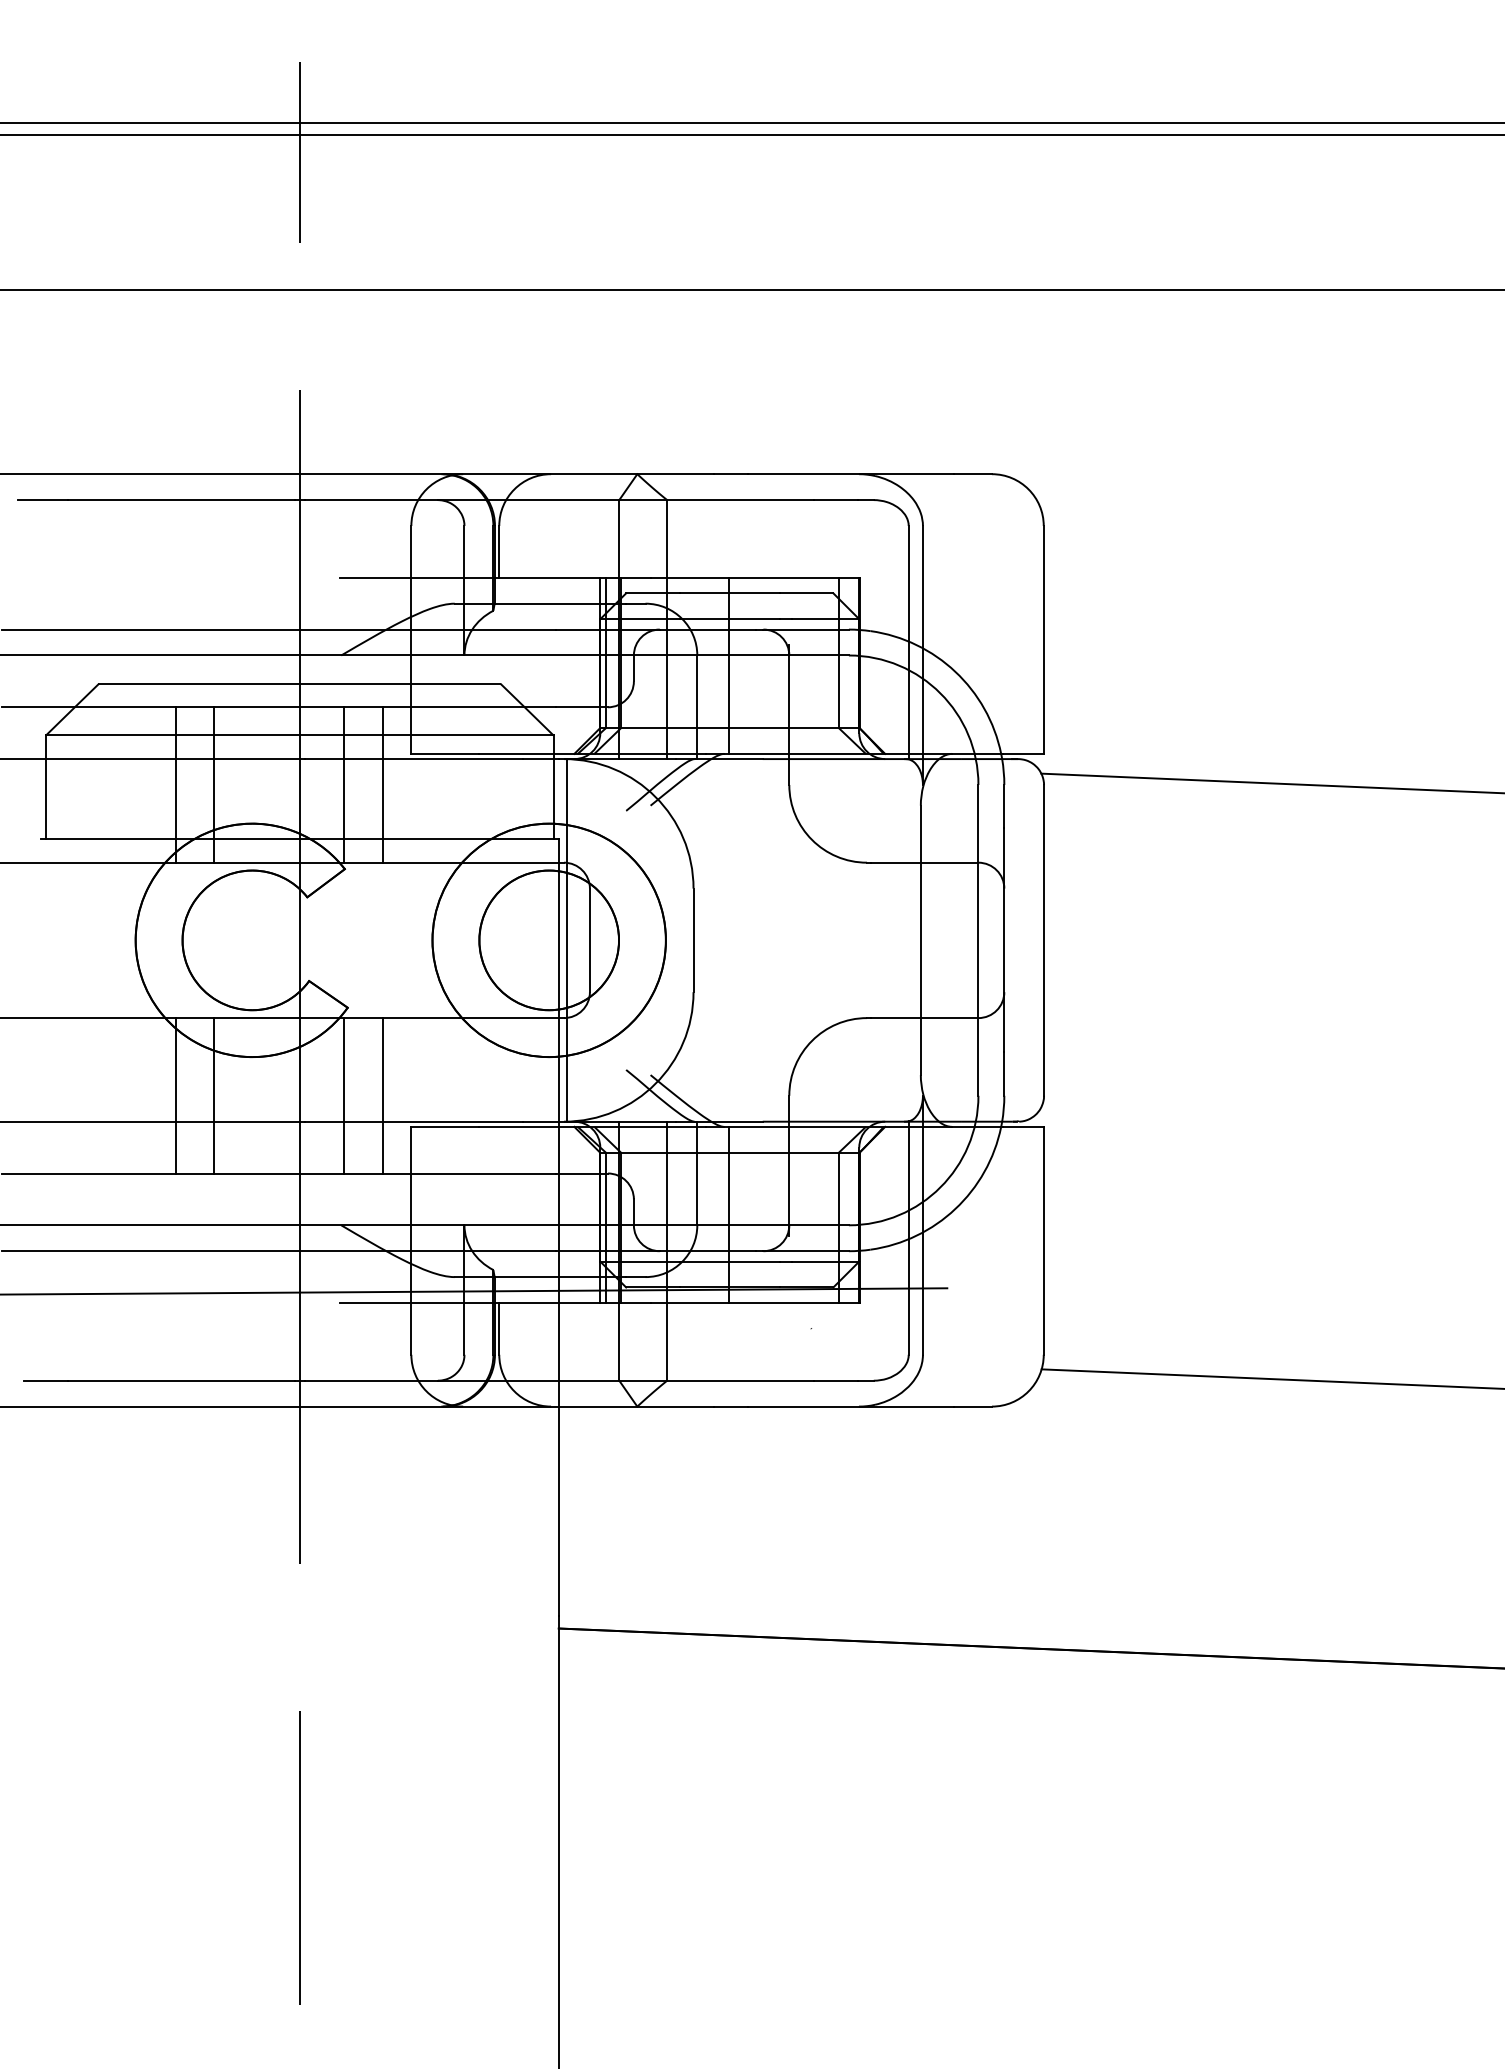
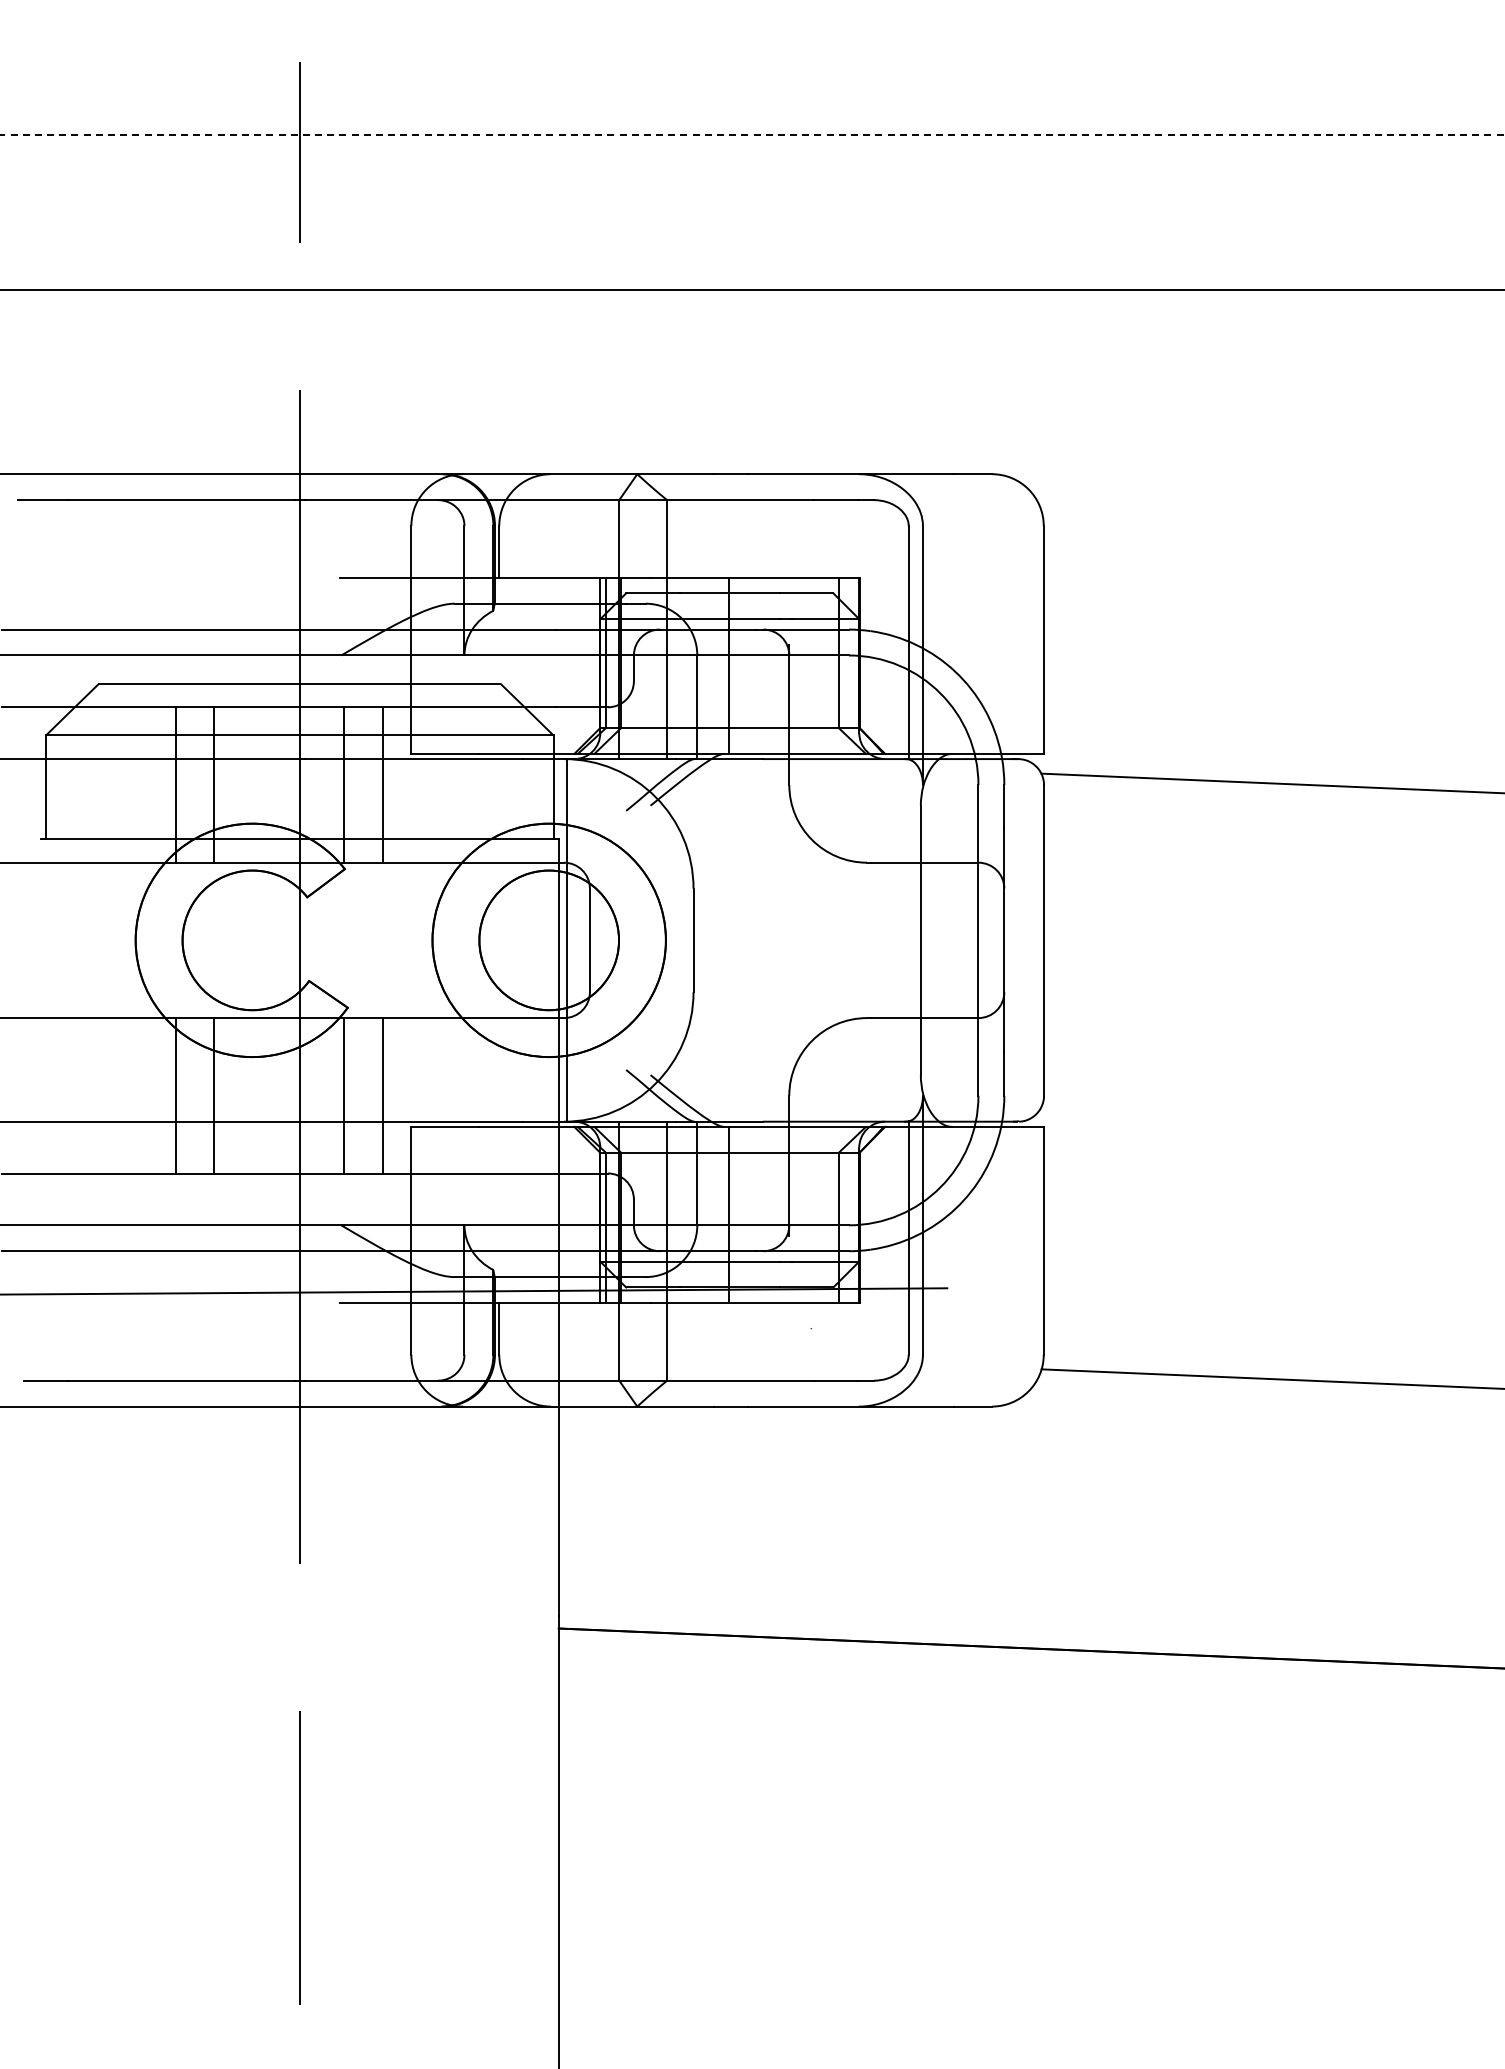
line: present -> none (751, 122)
line: solid -> dashed (752, 135)
